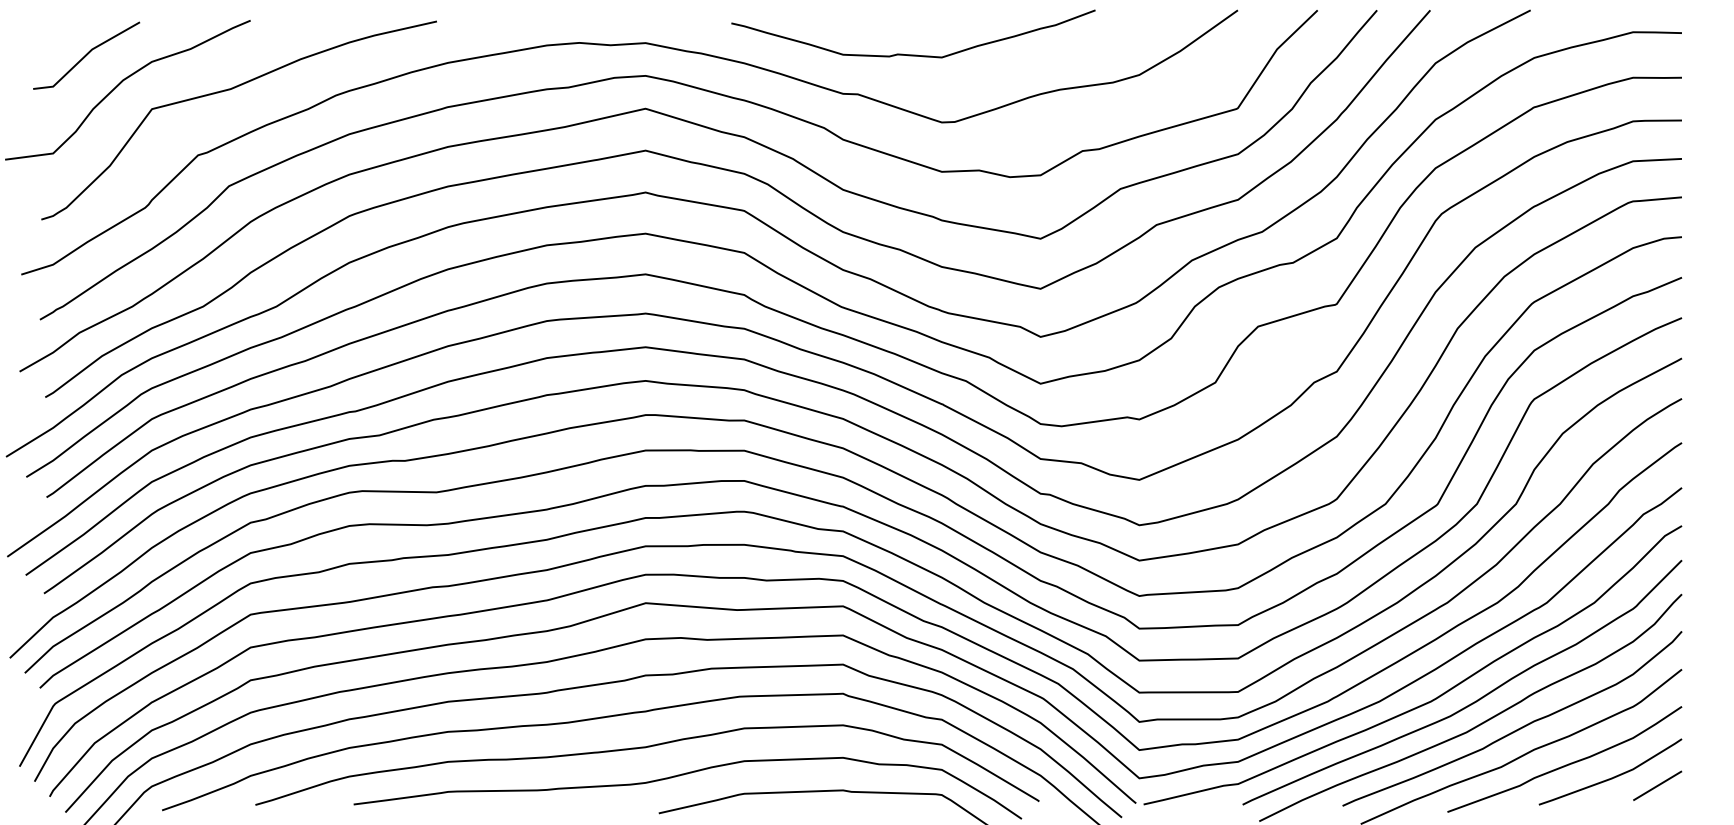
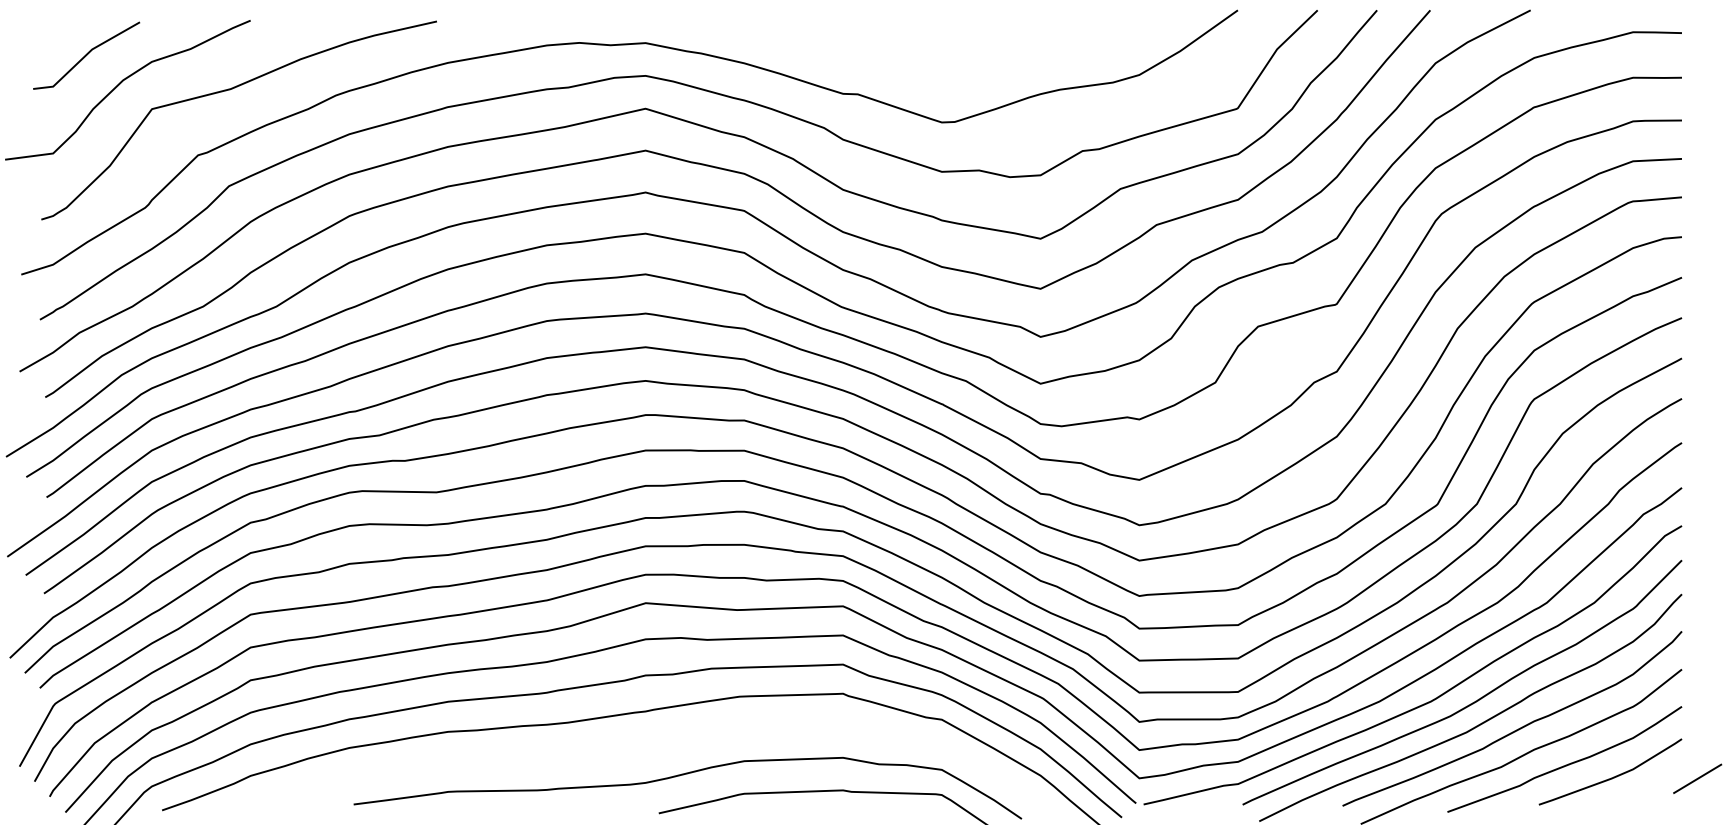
curve: present -> none (913, 54)
curve: present -> none (645, 748)
line position: (1657, 785) -> (1697, 778) (1697, 778)
